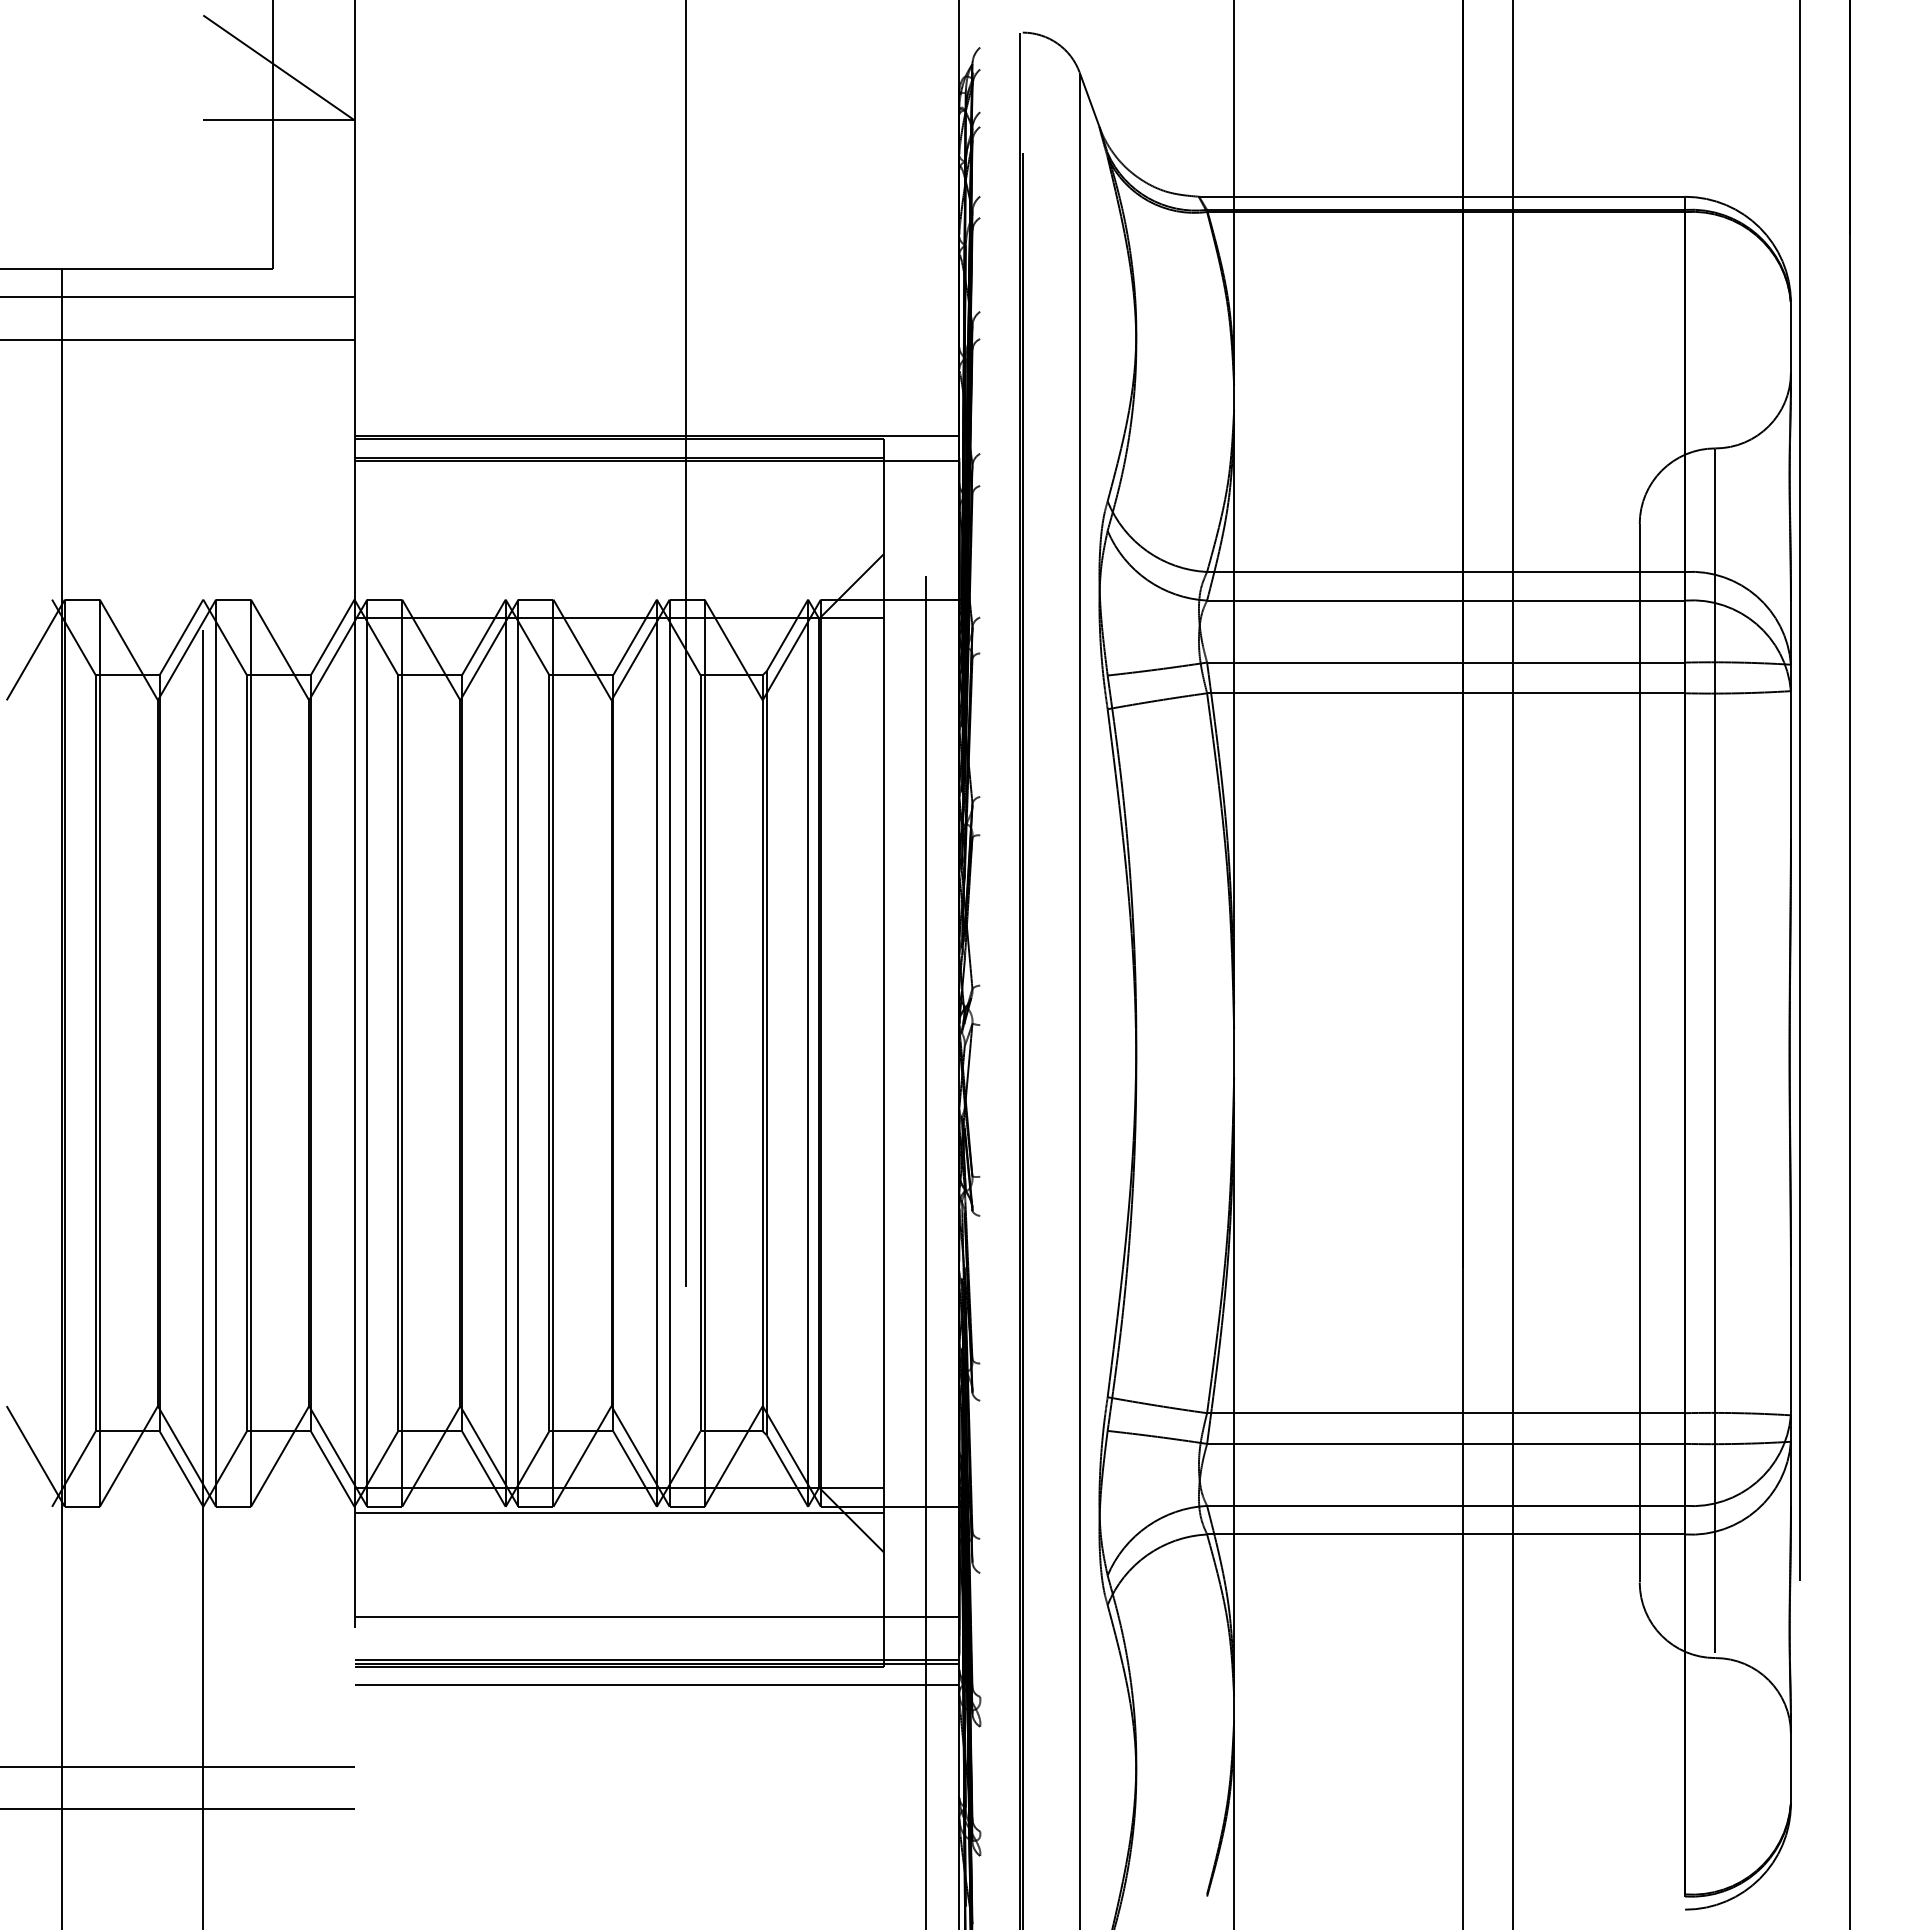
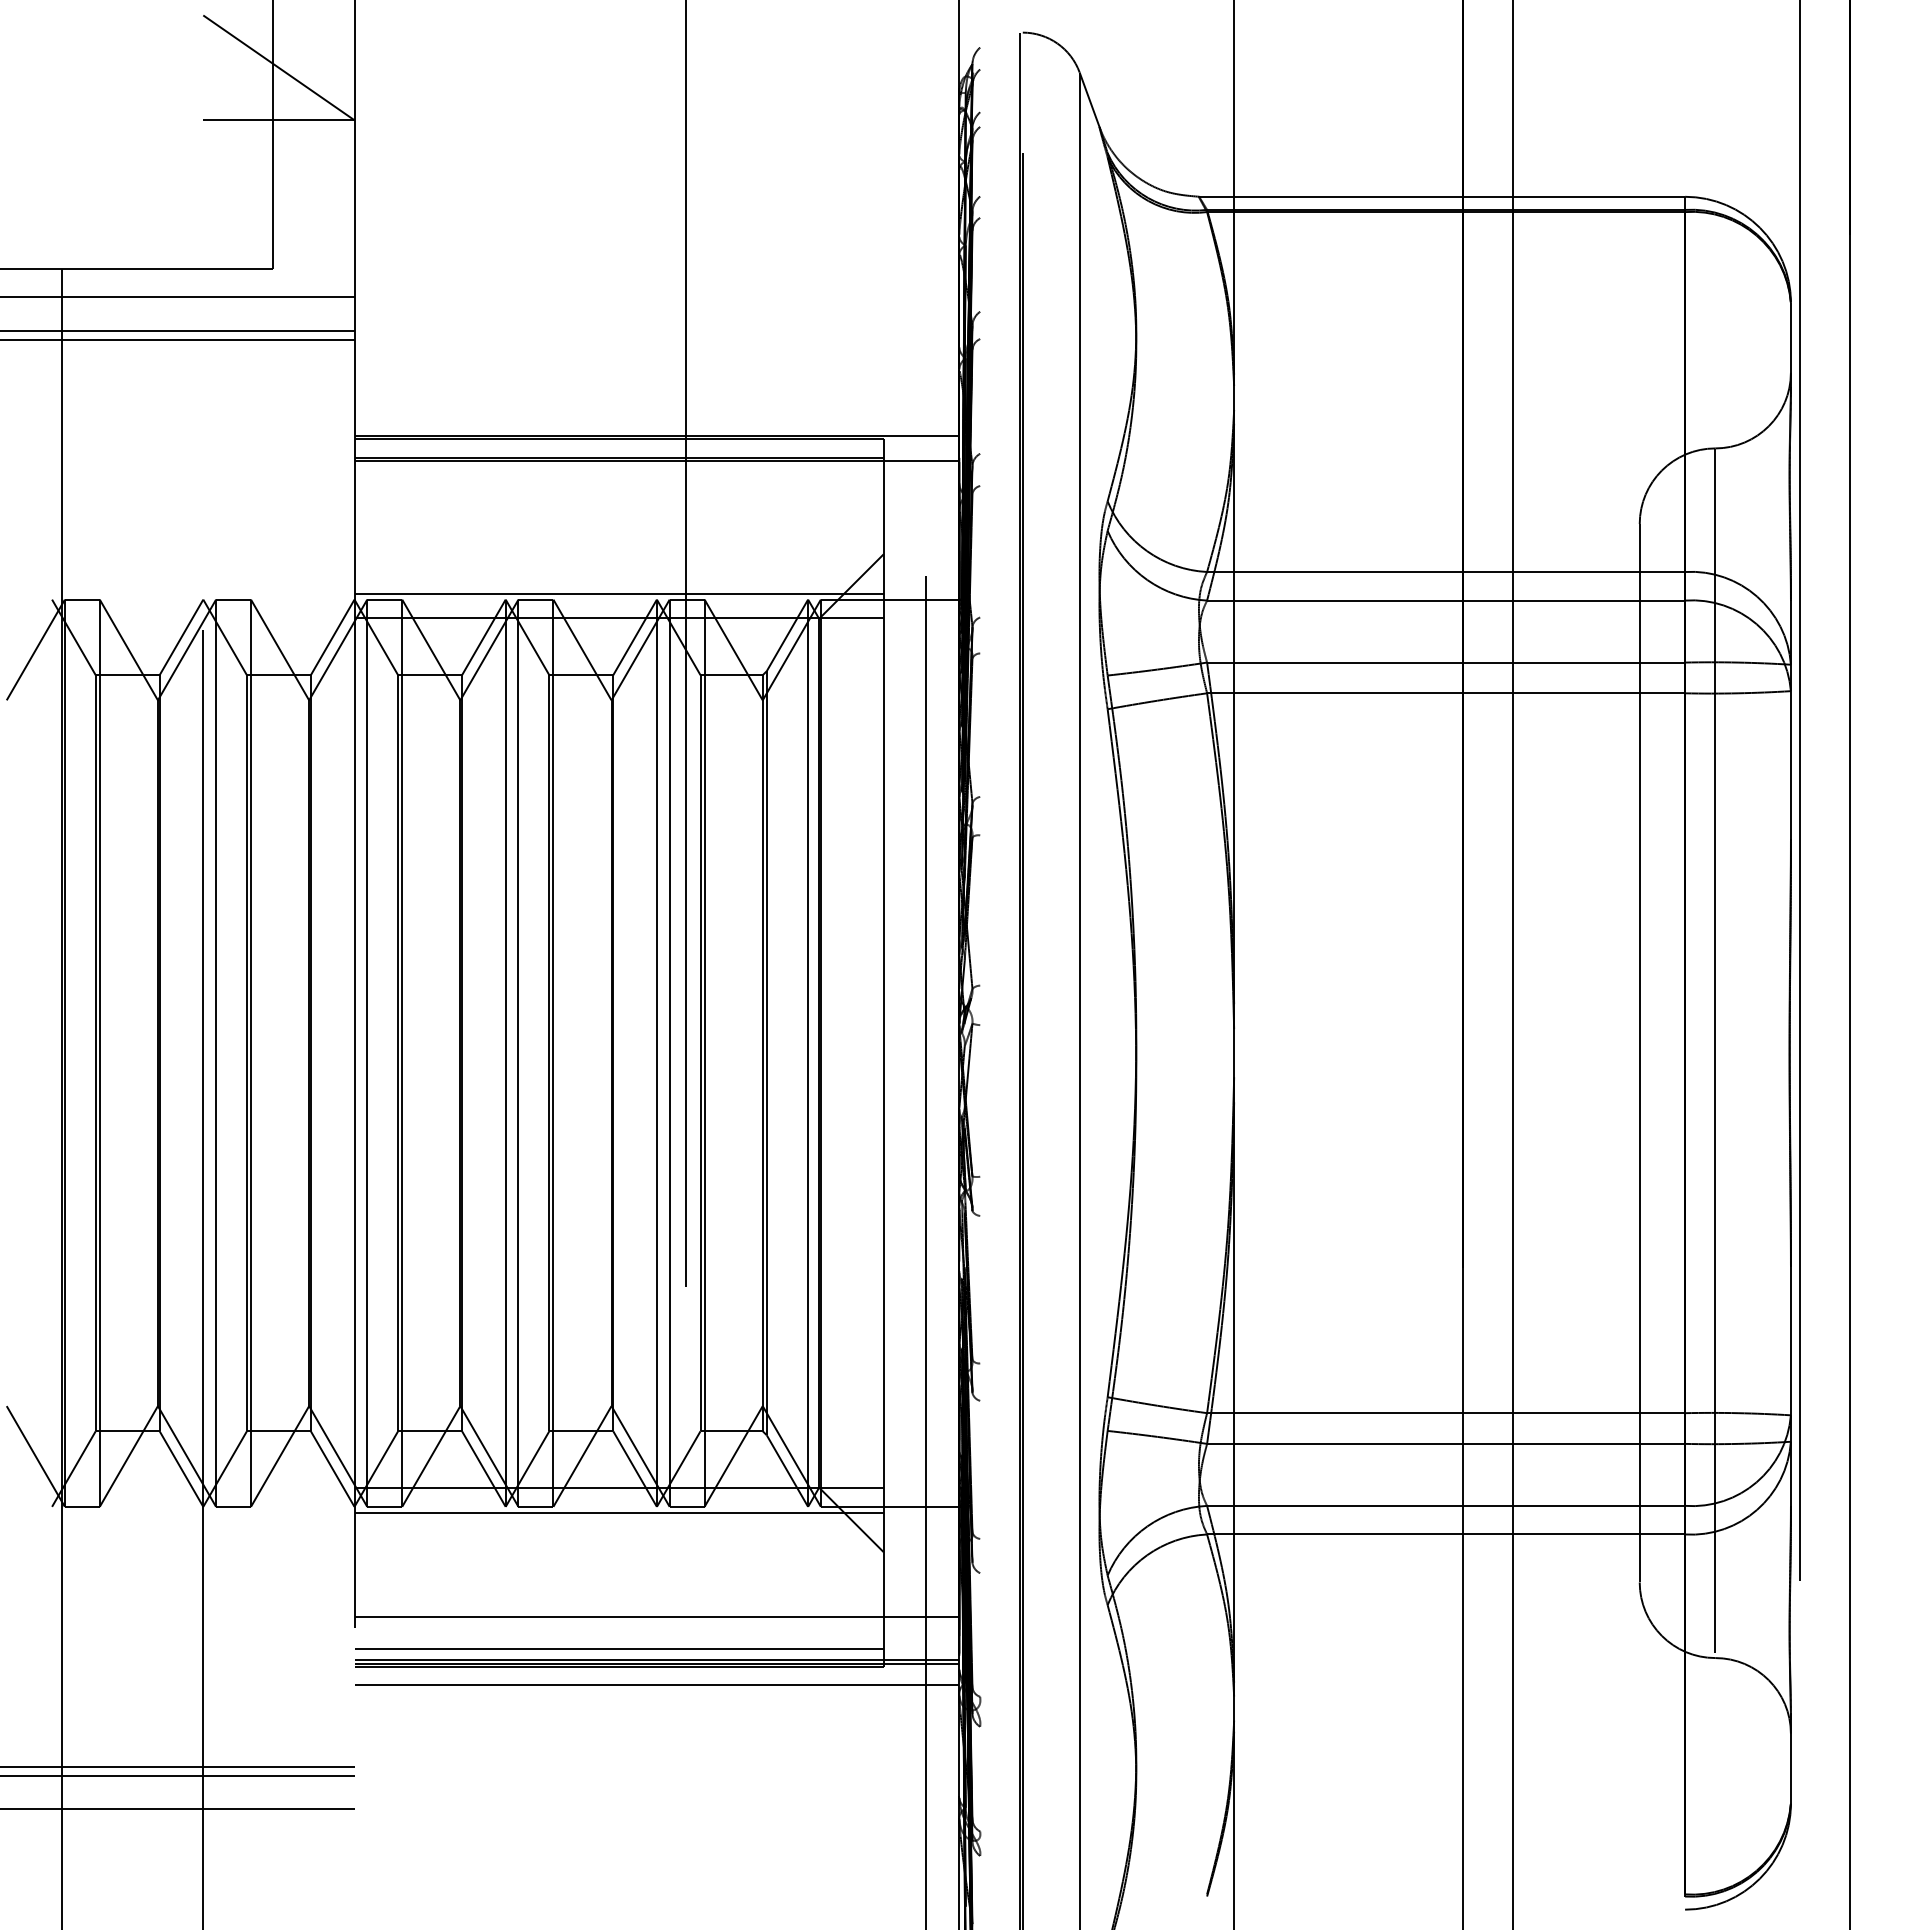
line: none -> present (178, 330)
line: none -> present (618, 593)
line: none -> present (618, 1648)
line: none -> present (178, 1775)
